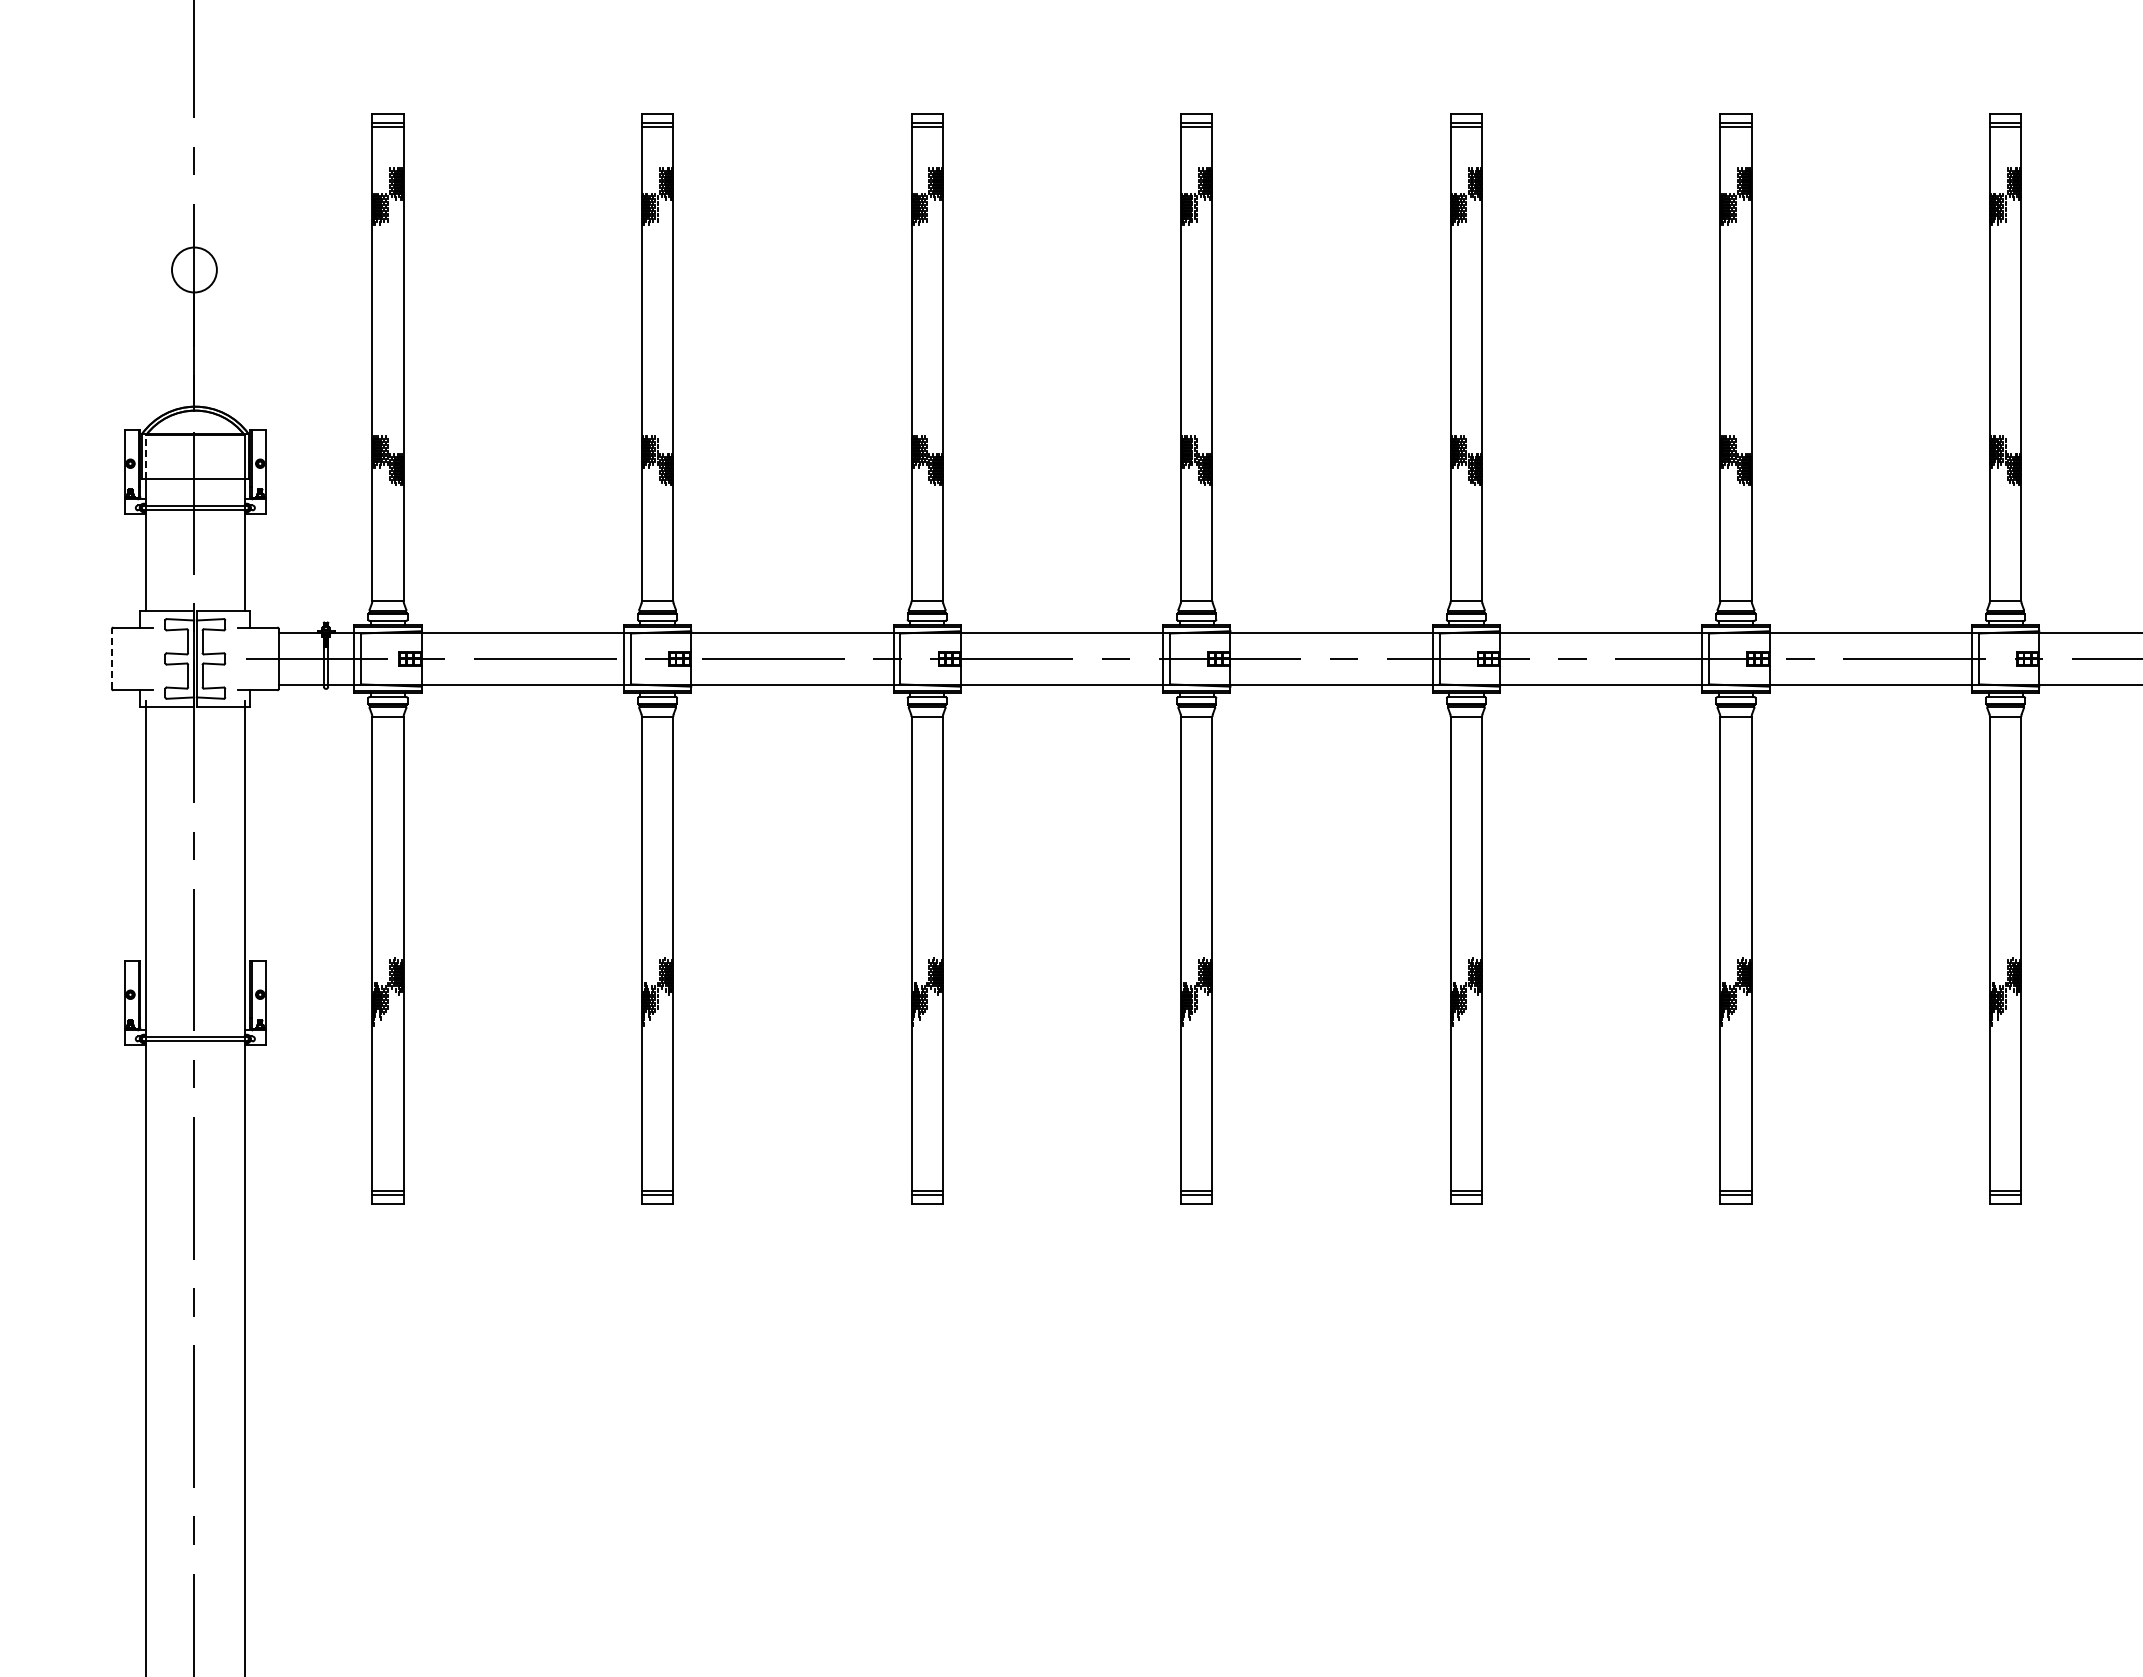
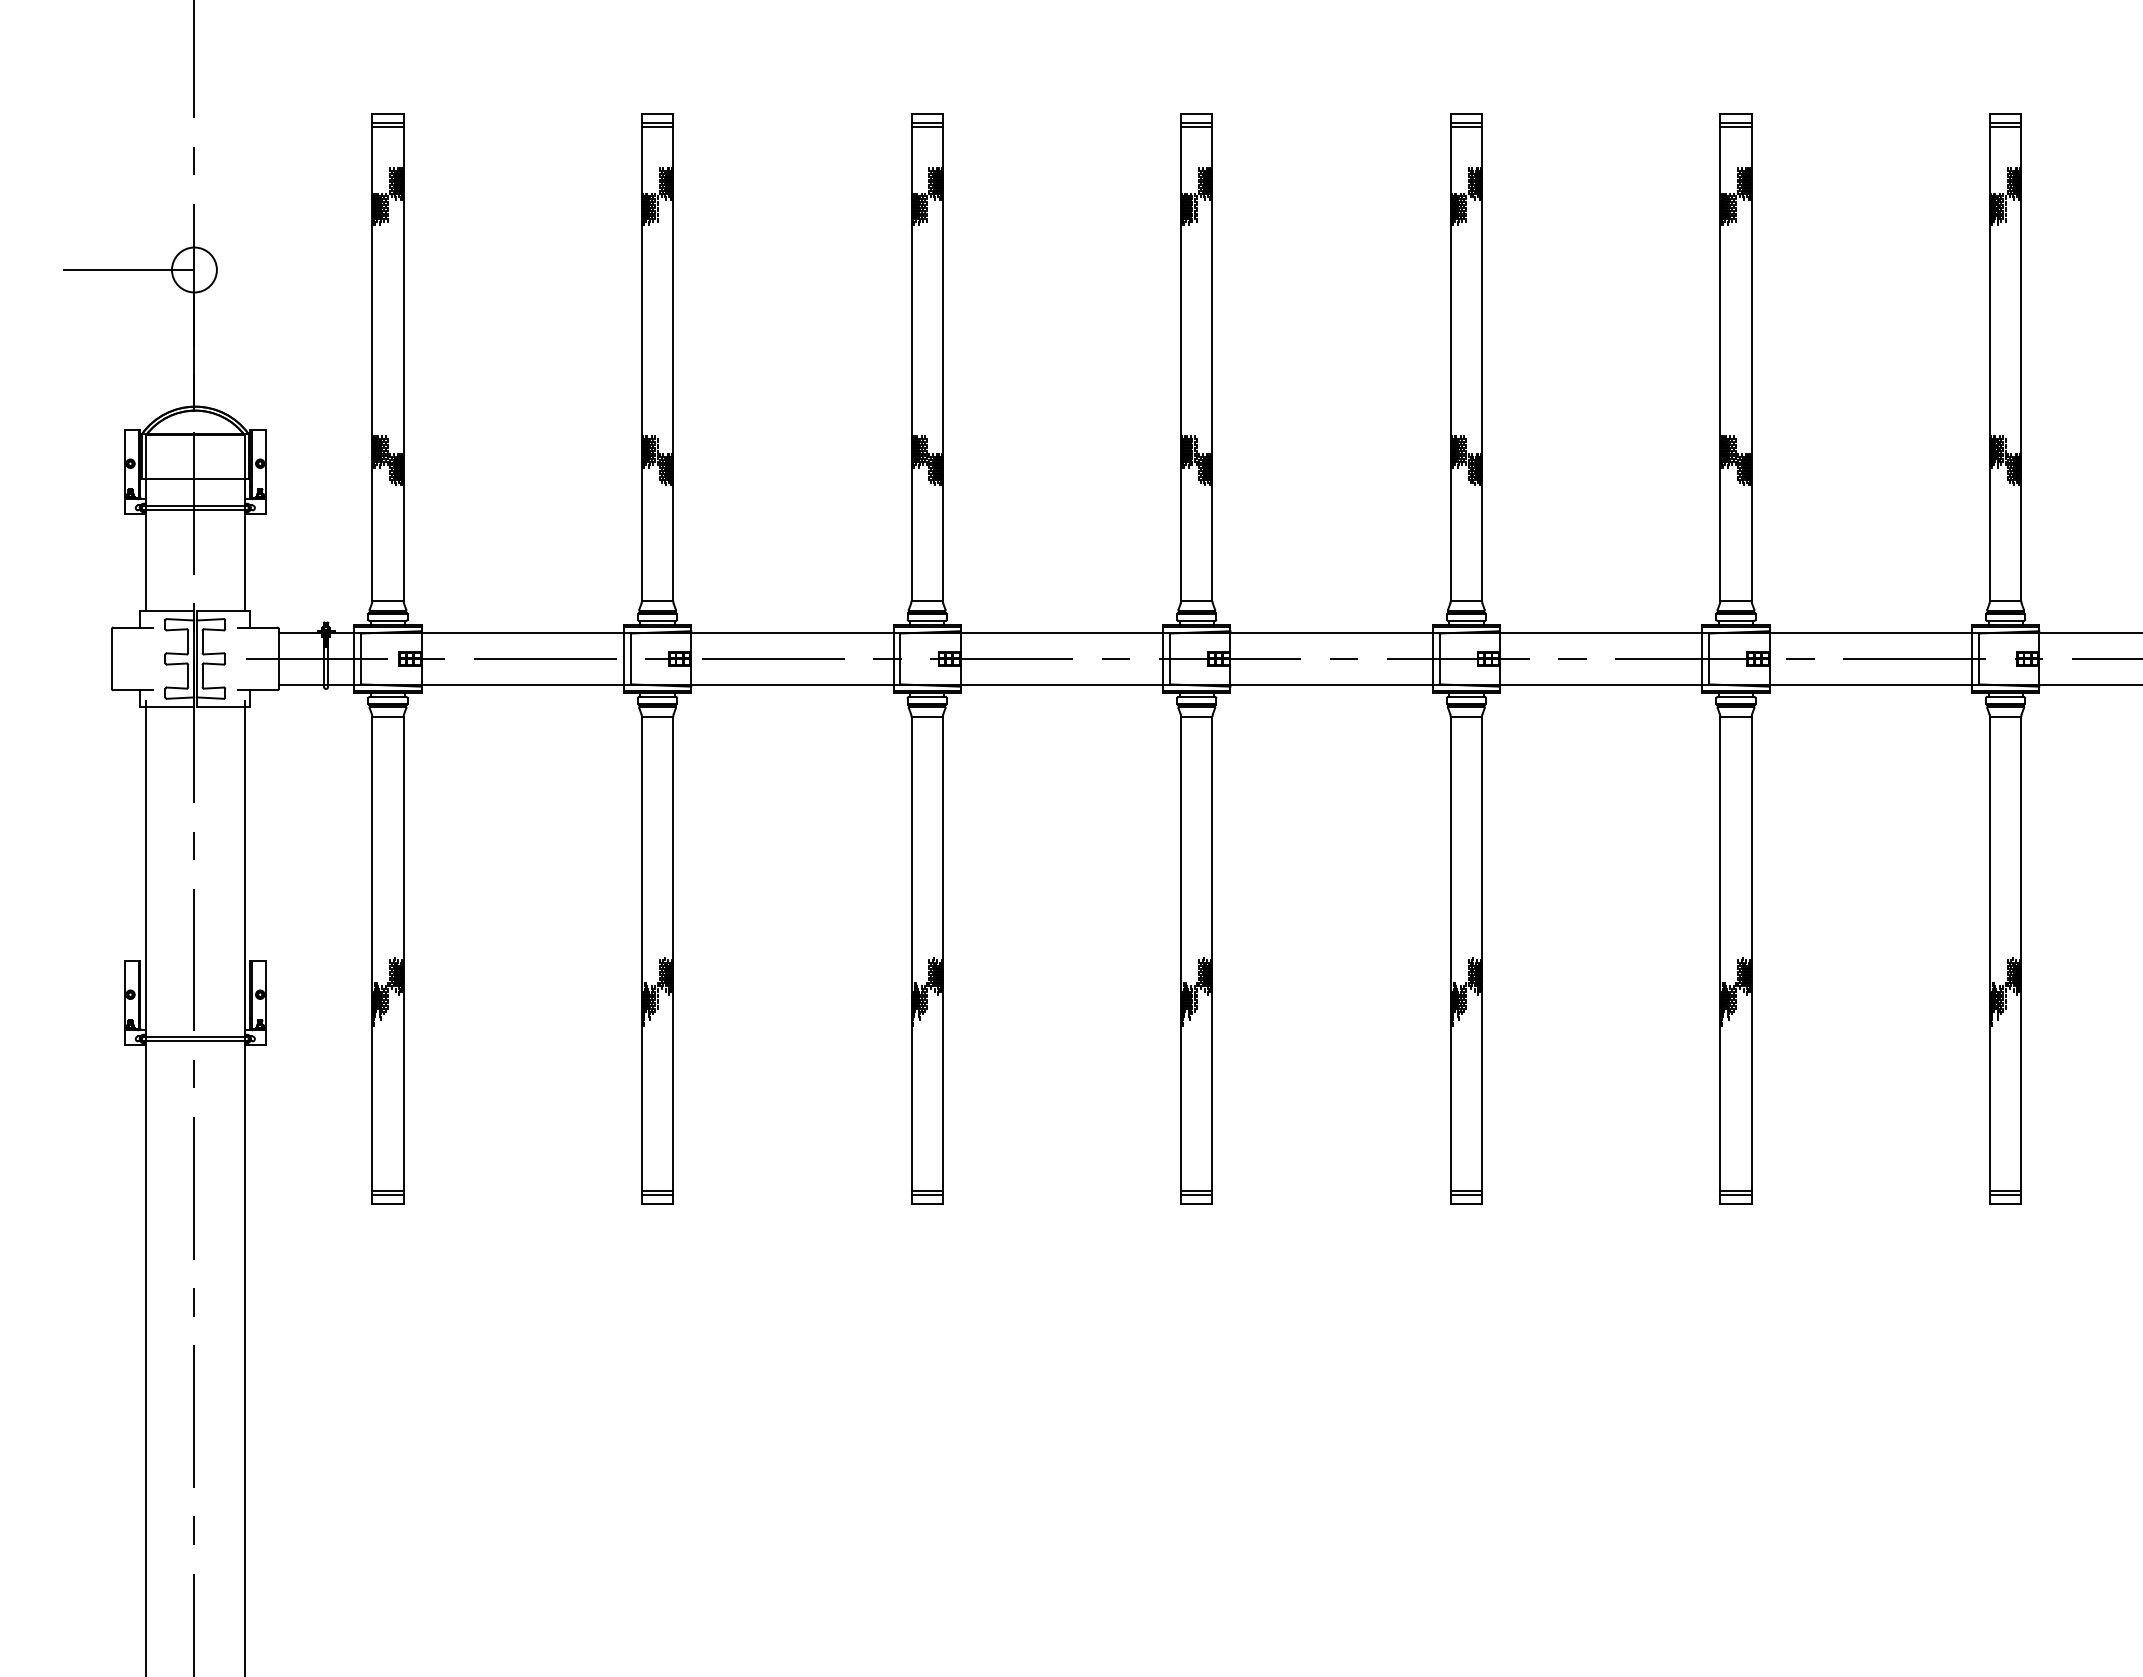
line: none -> present (129, 270)
line: dashed -> solid (146, 456)
line: dashed -> solid (111, 658)
